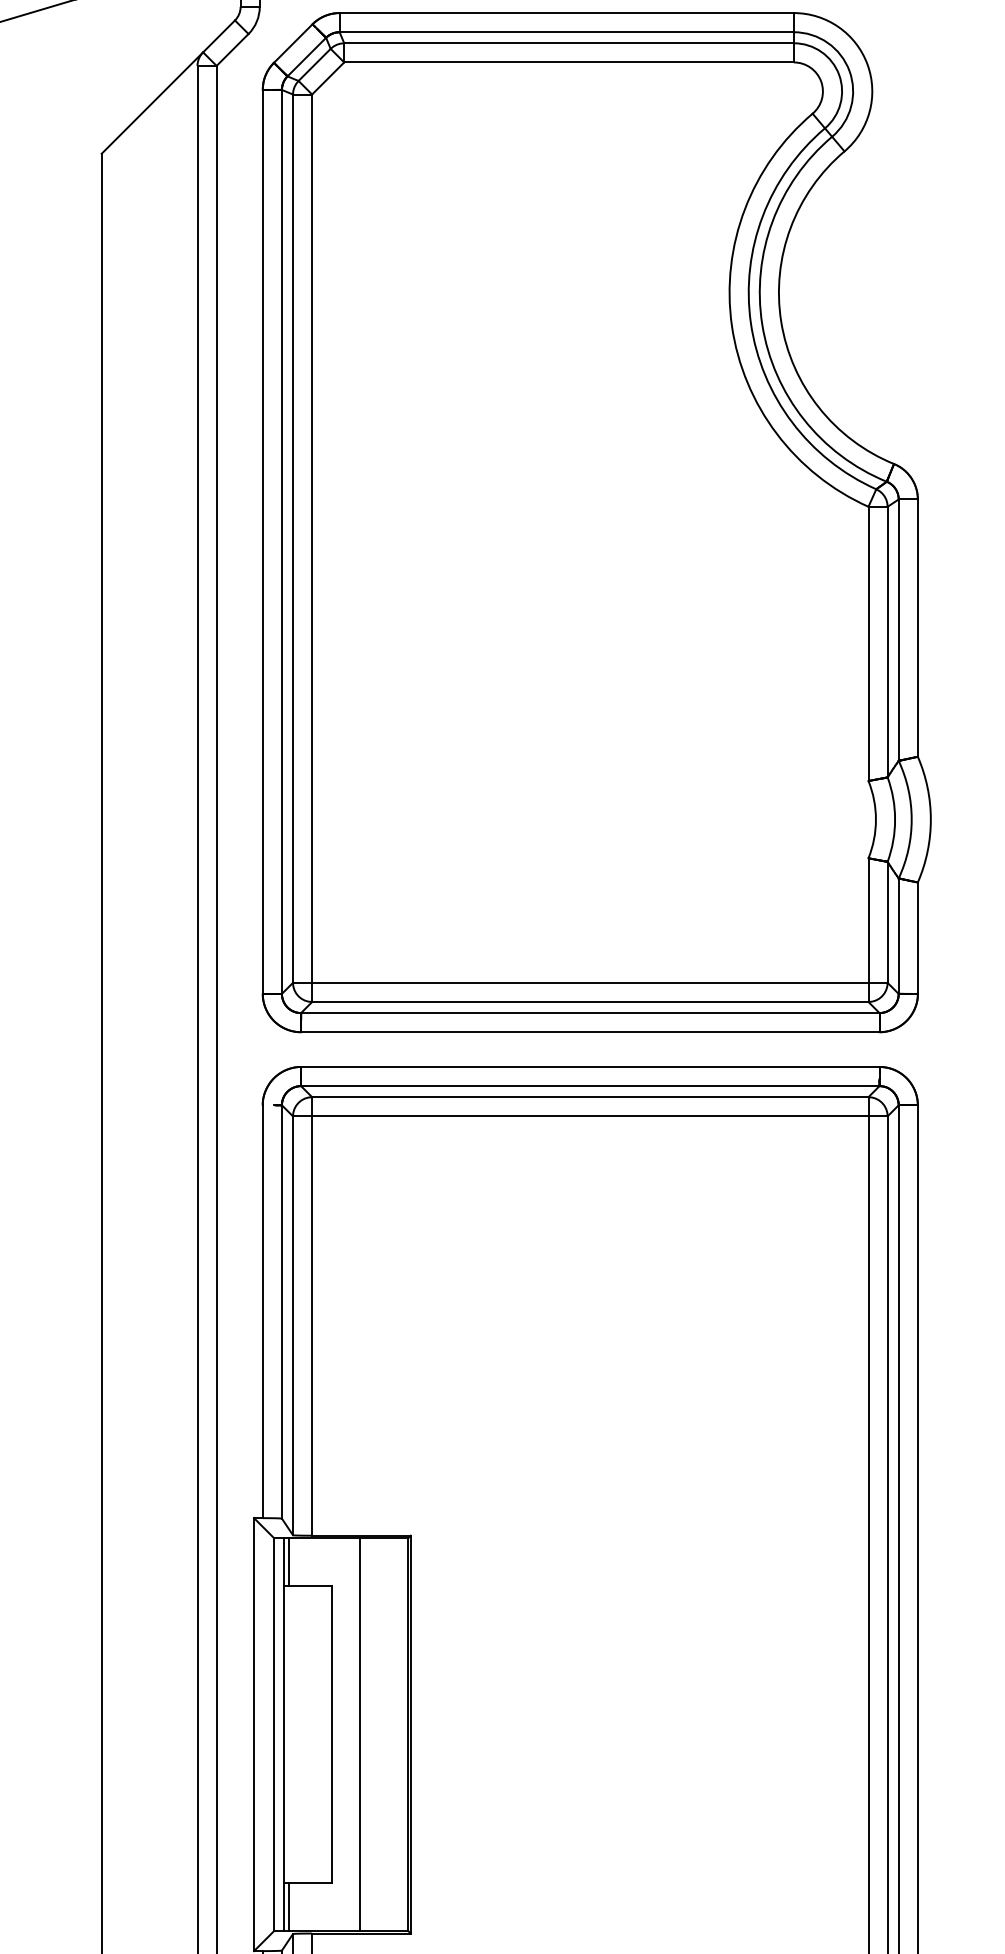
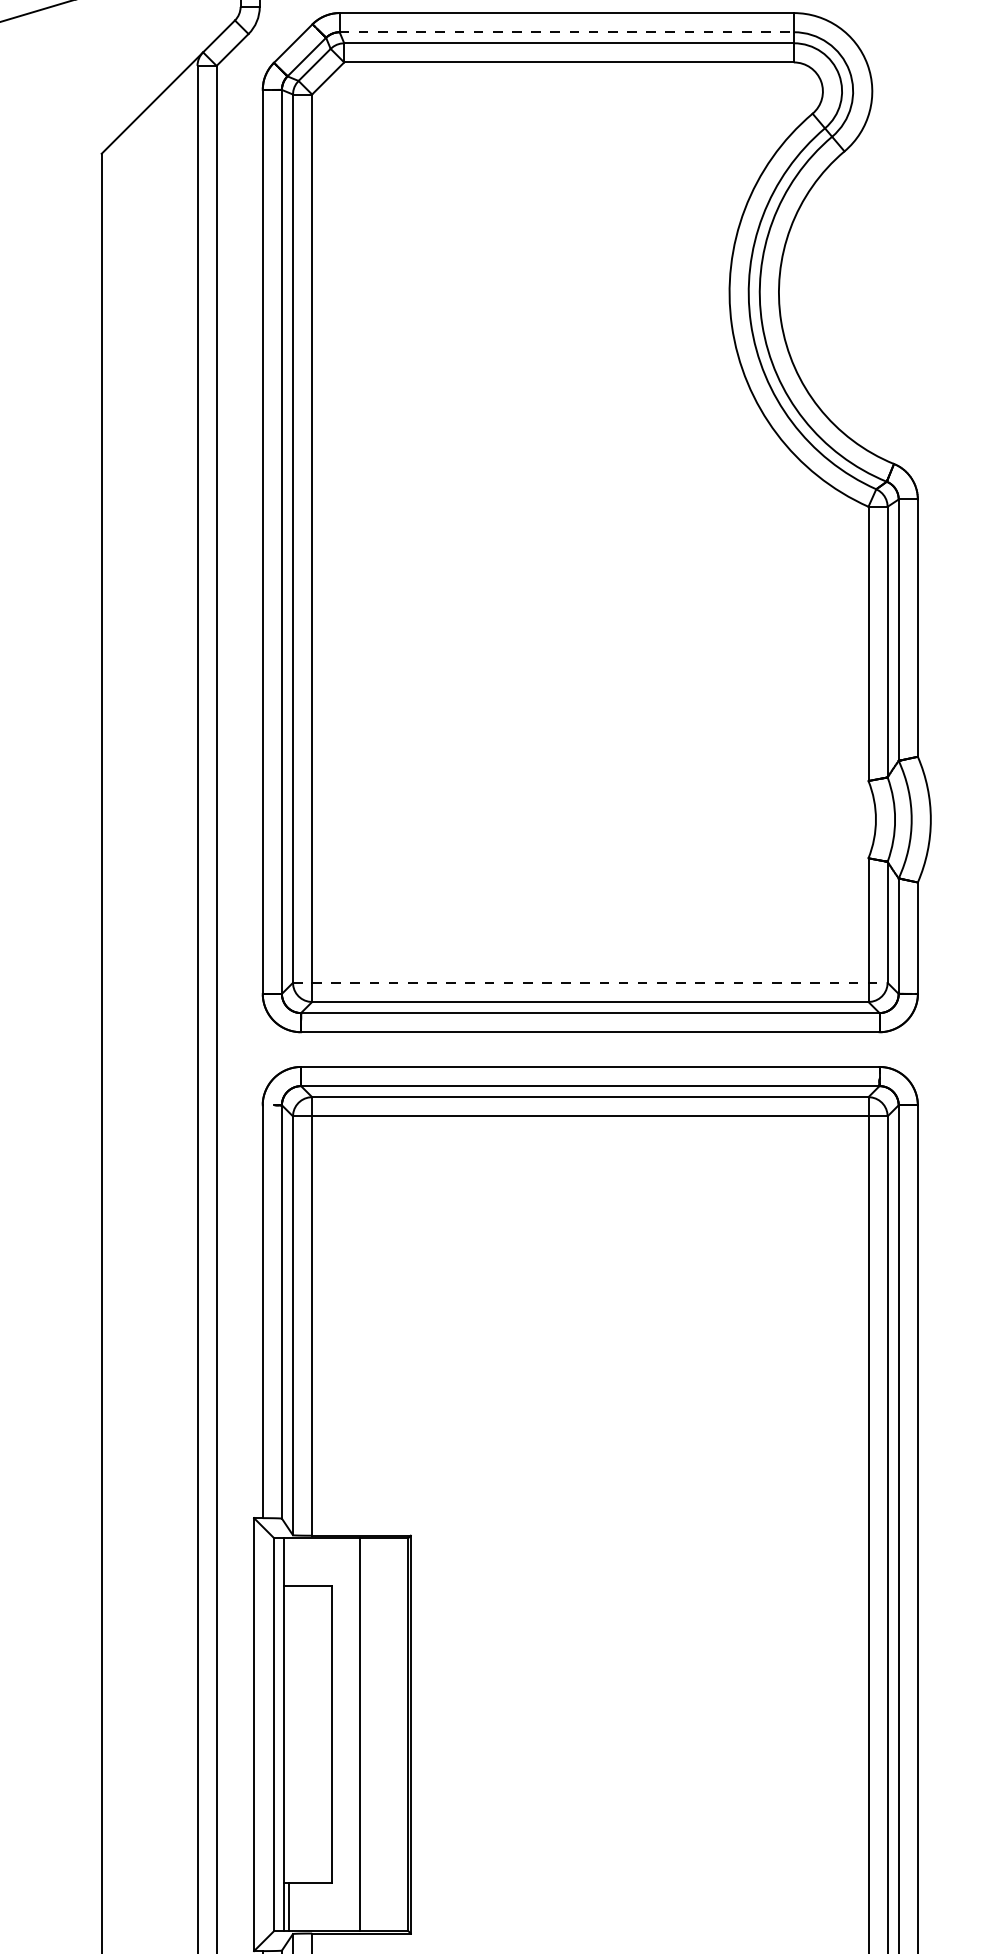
line: solid -> dashed (567, 32)
line: solid -> dashed (590, 982)
line: present -> none (288, 1562)
